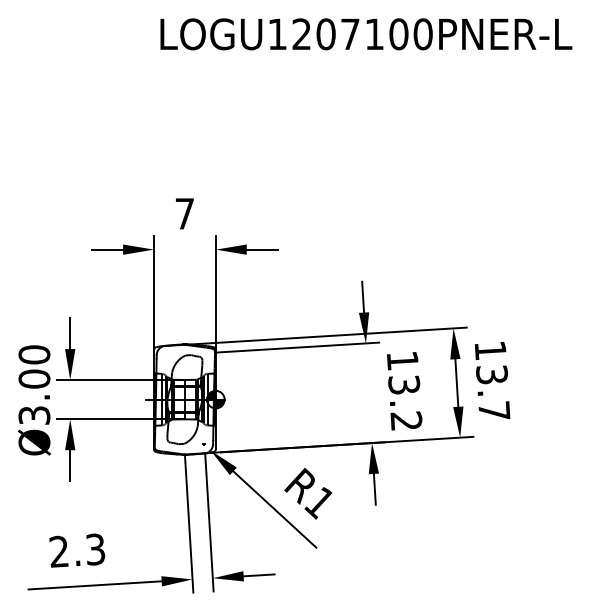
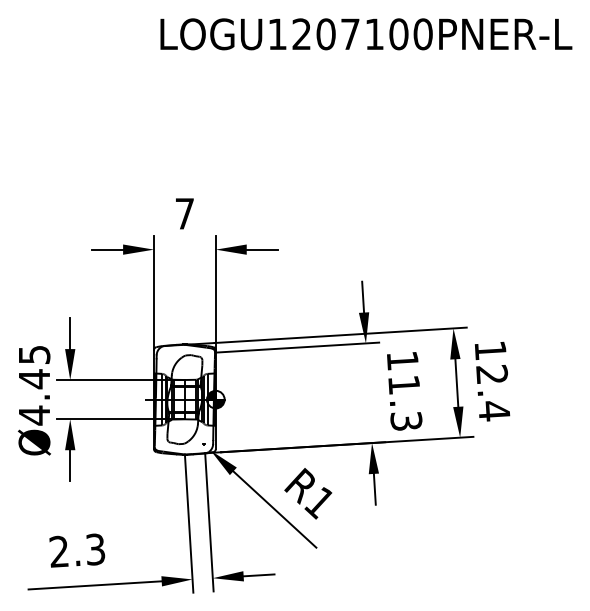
text: Ø3.00 -> Ø4.45 (34, 385)
text: 13.7 -> 12.4 (493, 392)
text: 13.2 -> 11.3 (405, 402)
